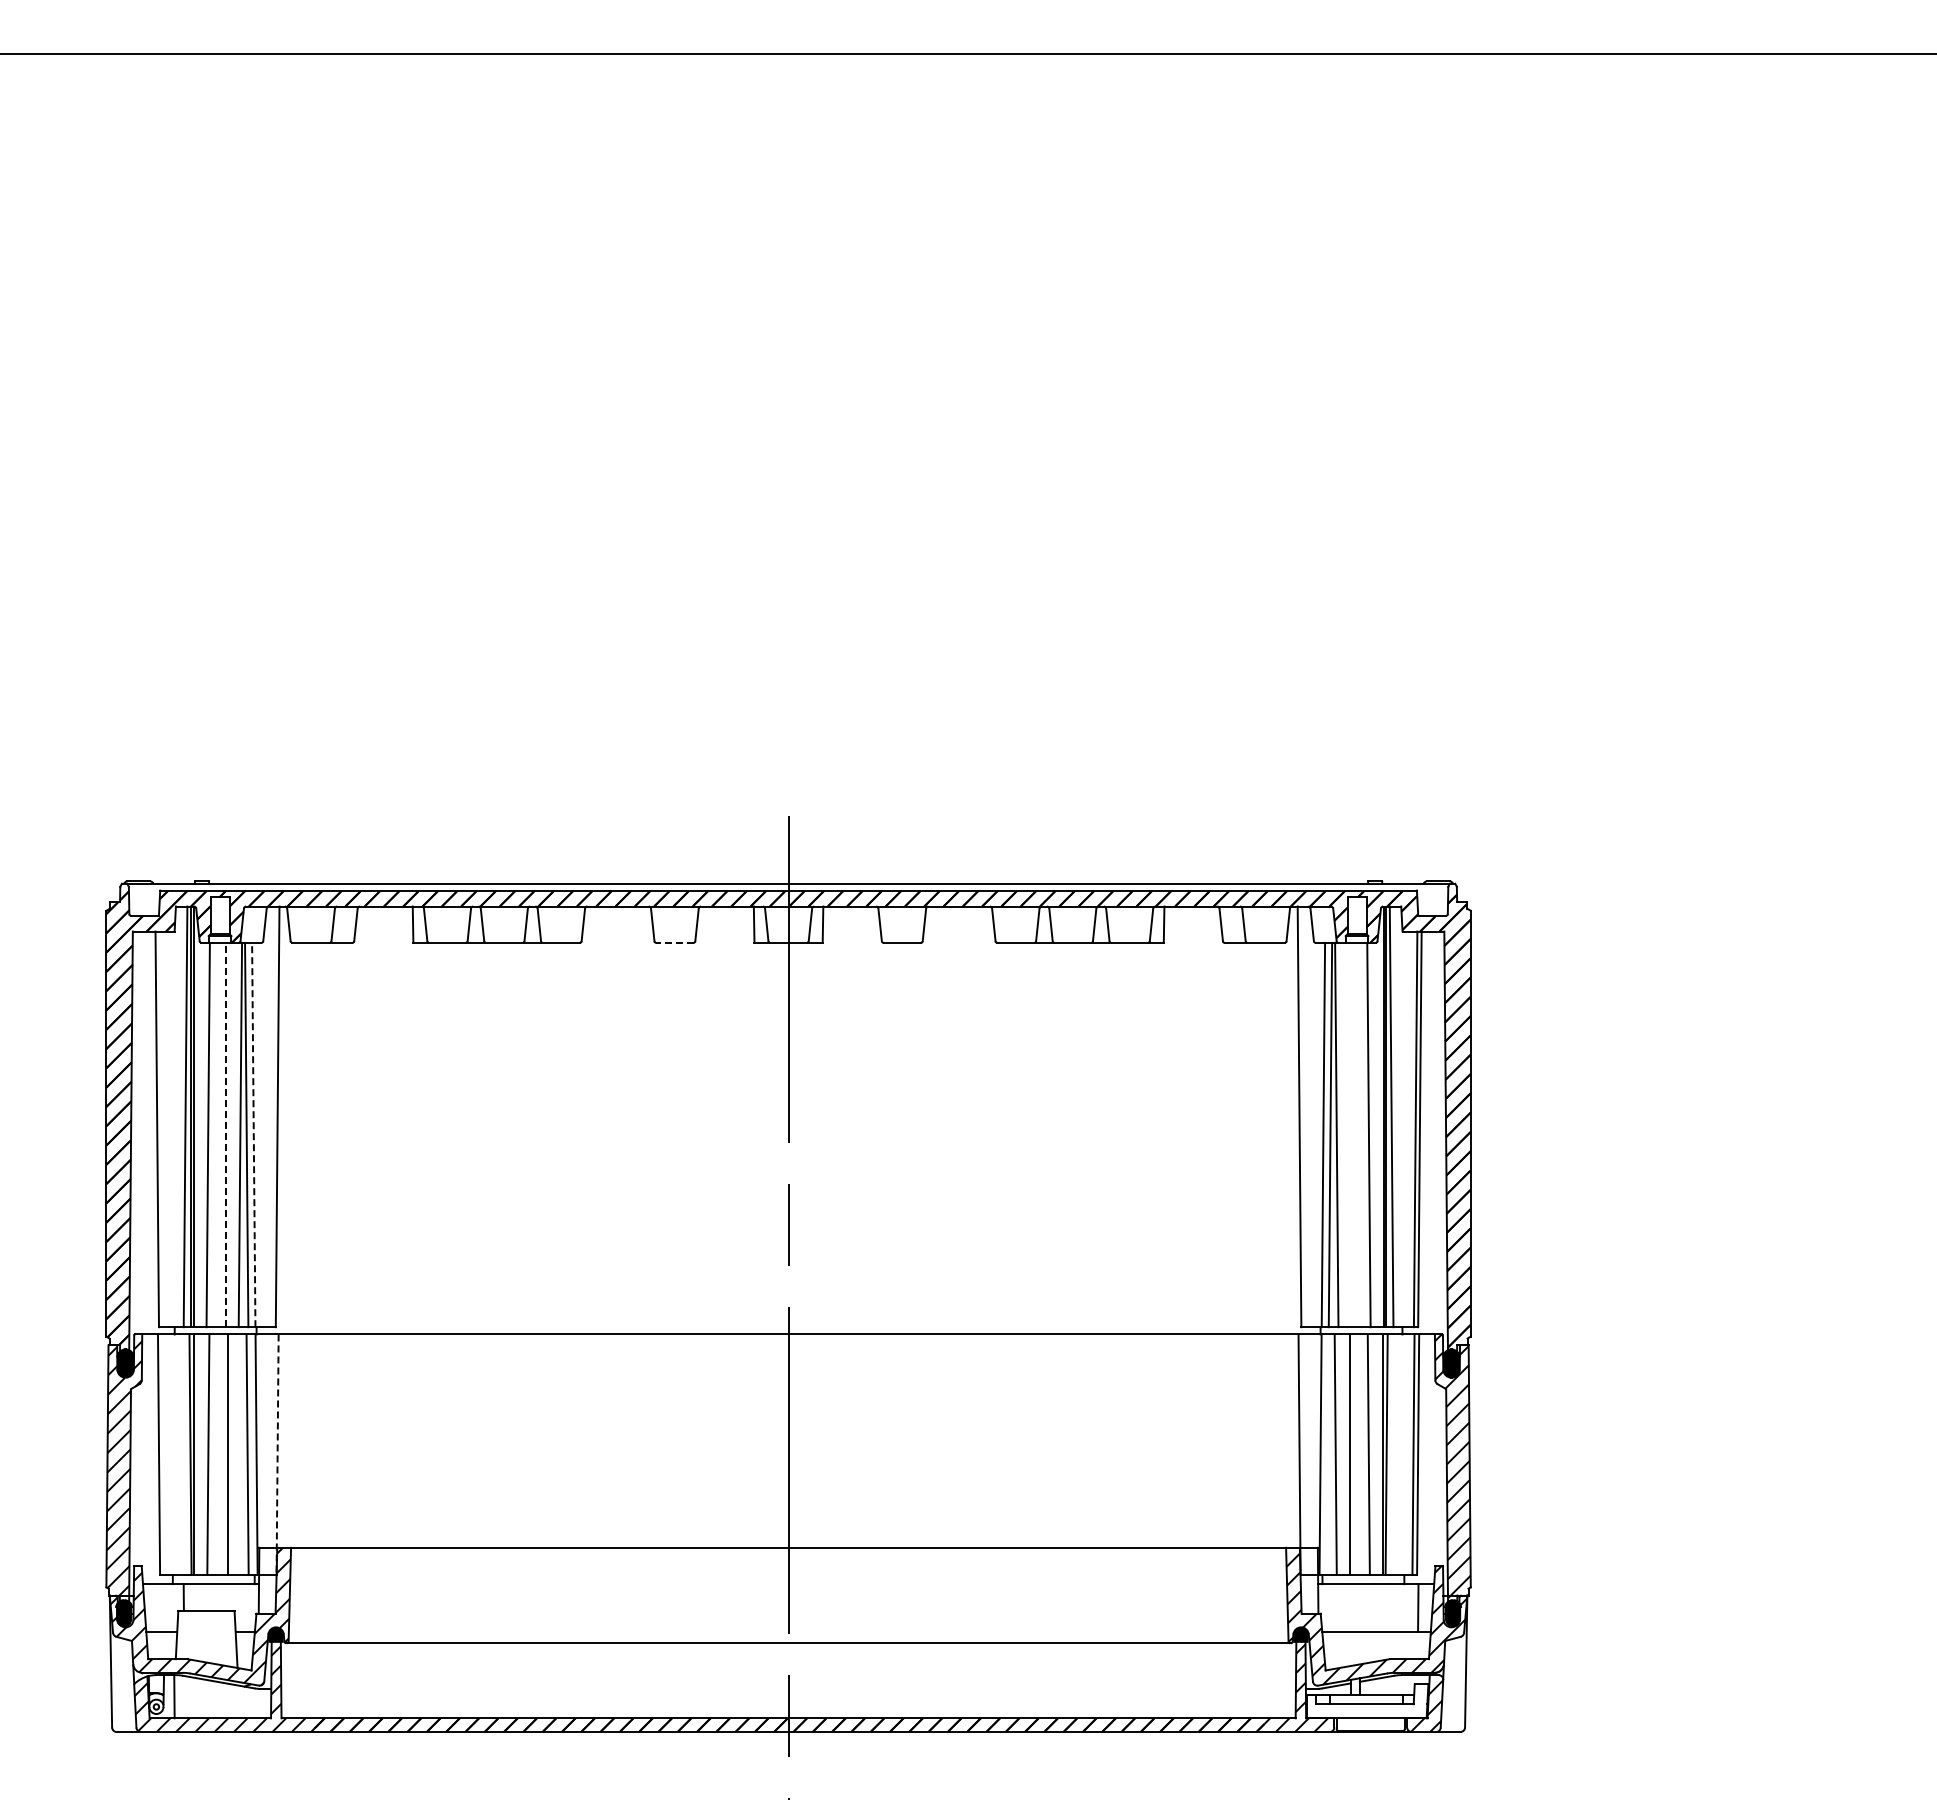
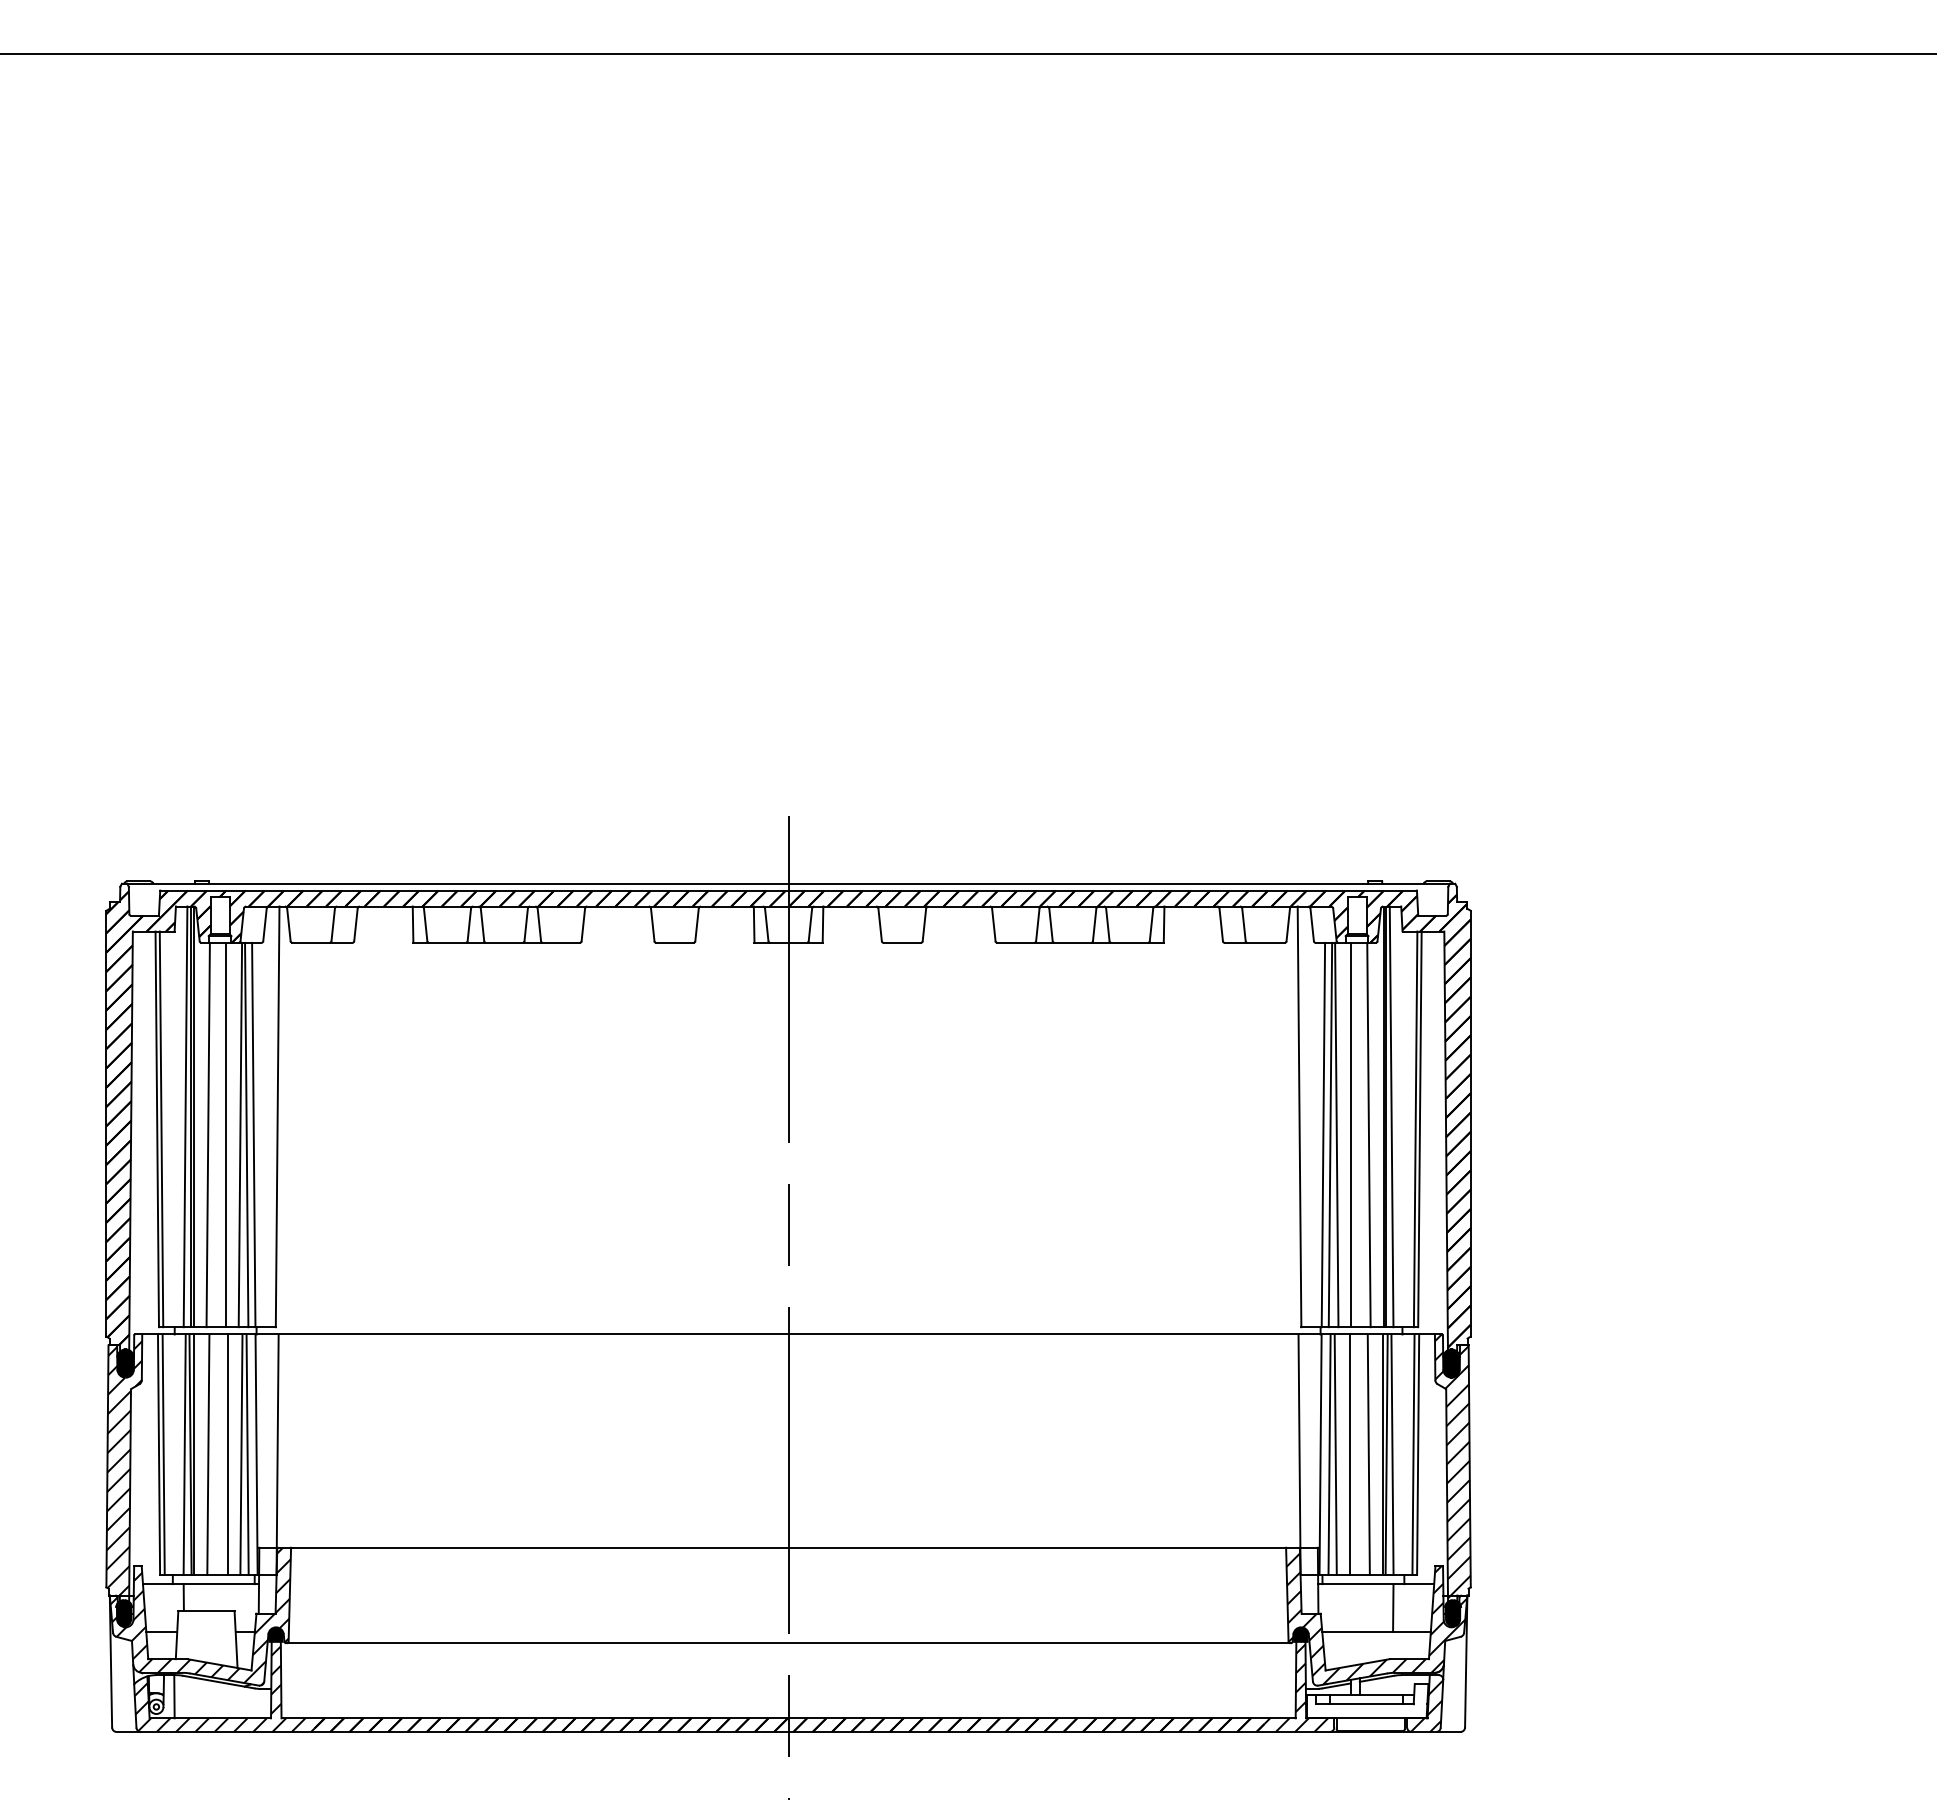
line: dashed -> solid (674, 942)
line: none -> present (161, 1129)
line: dashed -> solid (225, 1134)
line: dashed -> solid (253, 1134)
line: none -> present (1351, 1134)
line: none -> present (163, 1454)
line: none -> present (184, 1454)
line: none -> present (241, 1454)
line: none -> present (1329, 1454)
line: none -> present (1392, 1454)
line: dashed -> solid (277, 1455)
line position: (1418, 1607) -> (1393, 1607) (1393, 1607)
